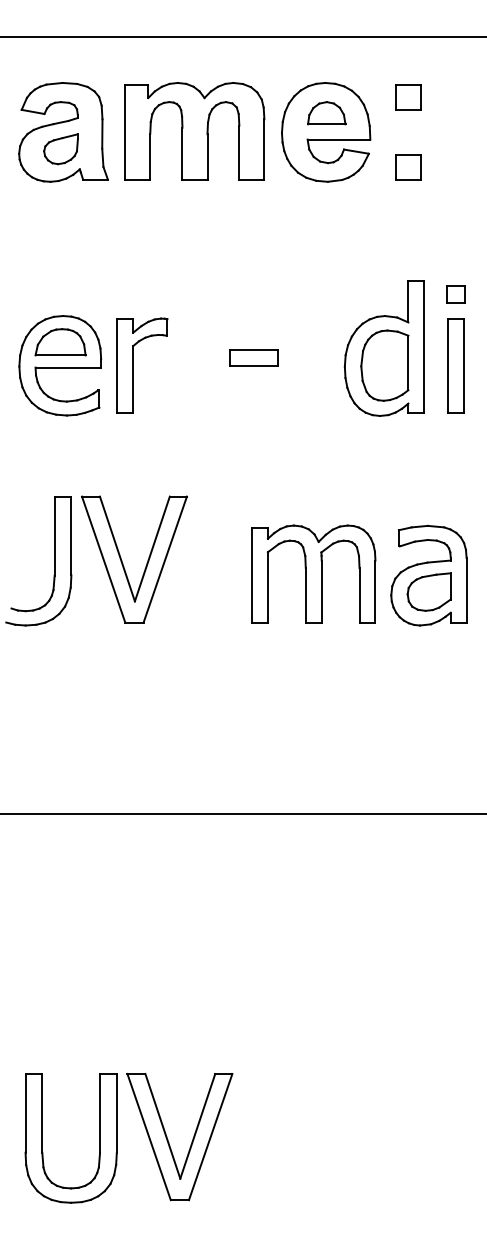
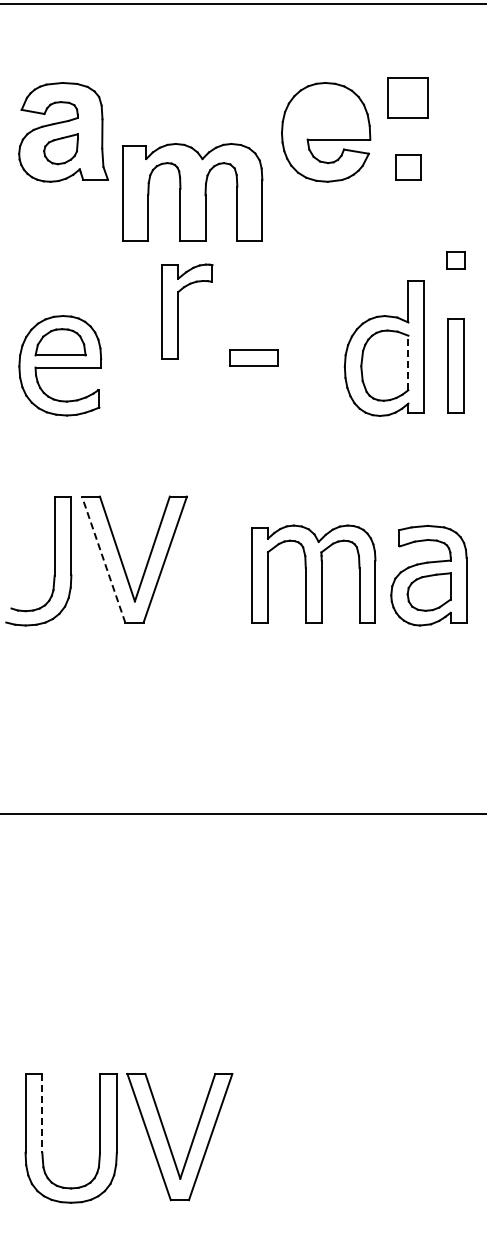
line position: (242, 37) -> (242, 4) (242, 4)
part size: 27x27 px -> 42x42 px (407, 97)
part: present -> none (326, 113)
part position: (194, 131) -> (192, 192) (192, 192)
part position: (455, 294) -> (455, 260) (455, 260)
line: solid -> dashed (408, 362)
part position: (133, 365) -> (178, 311) (178, 311)
line: solid -> dashed (103, 559)
line: solid -> dashed (42, 1113)
